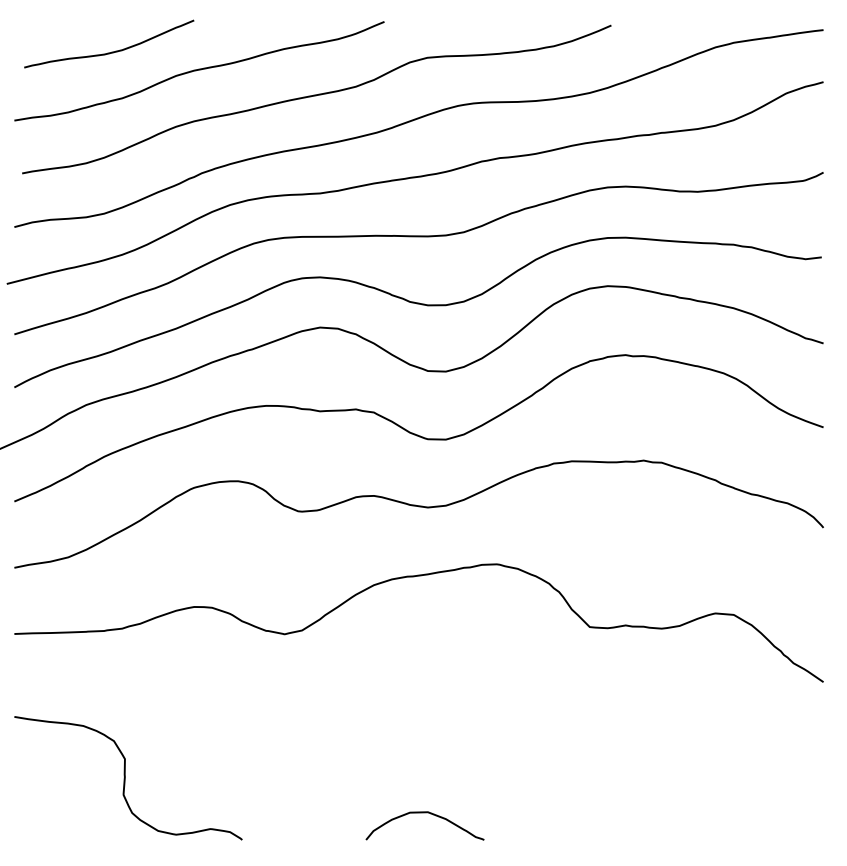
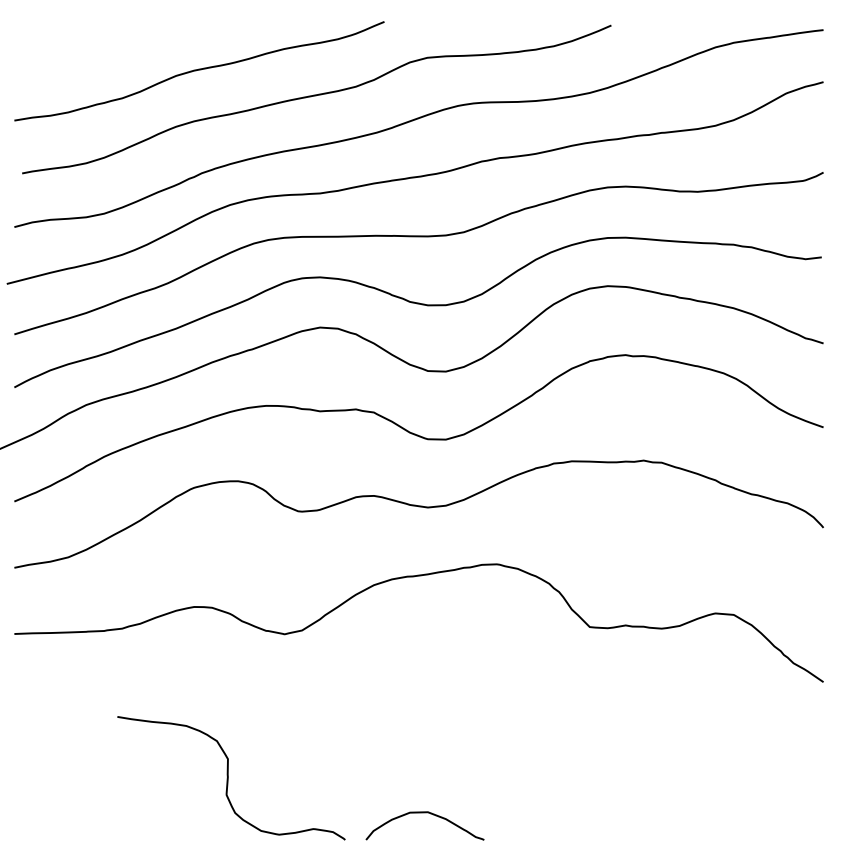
curve: present -> none (111, 51)
curve position: (125, 778) -> (228, 778) (228, 778)
